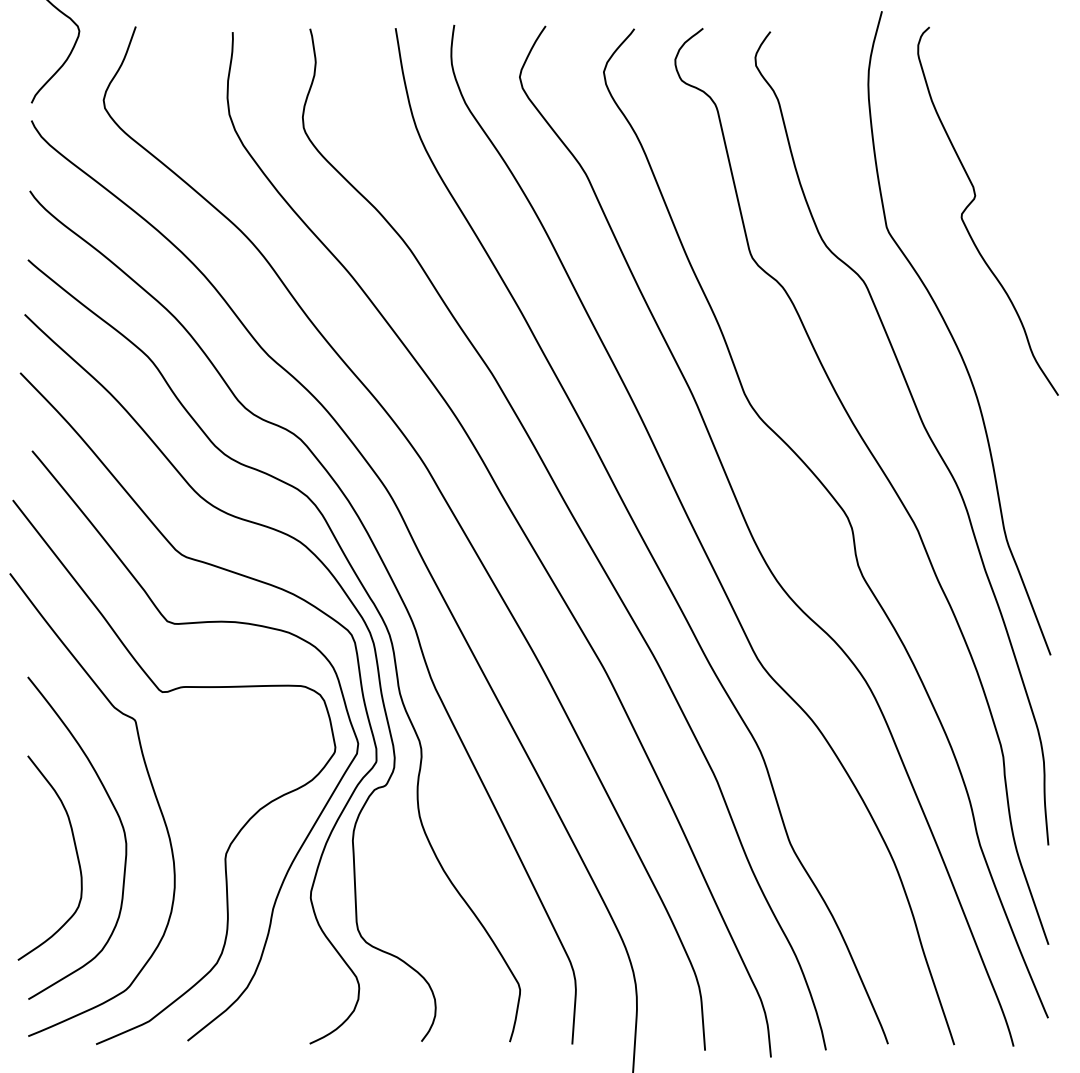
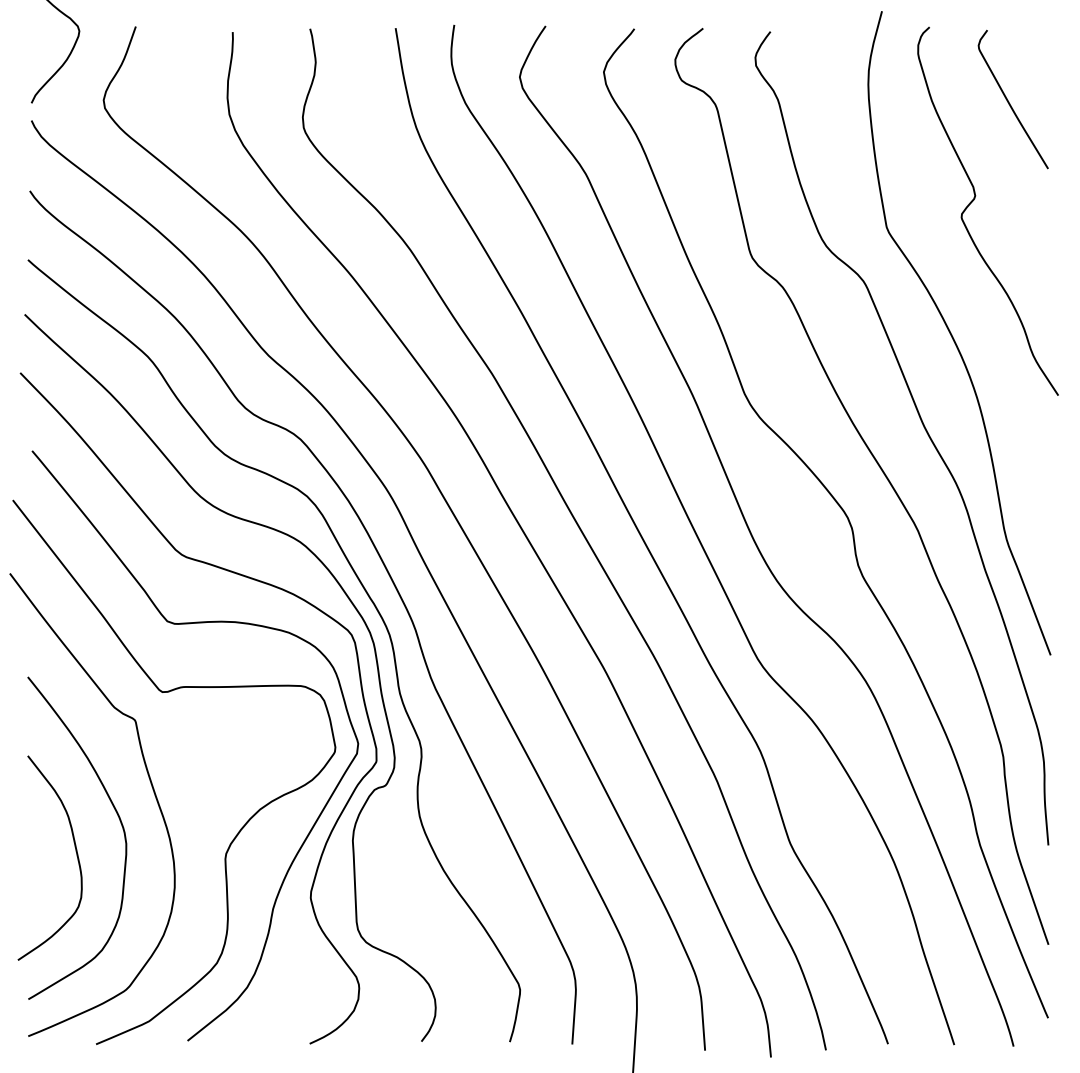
curve: none -> present (1009, 101)
